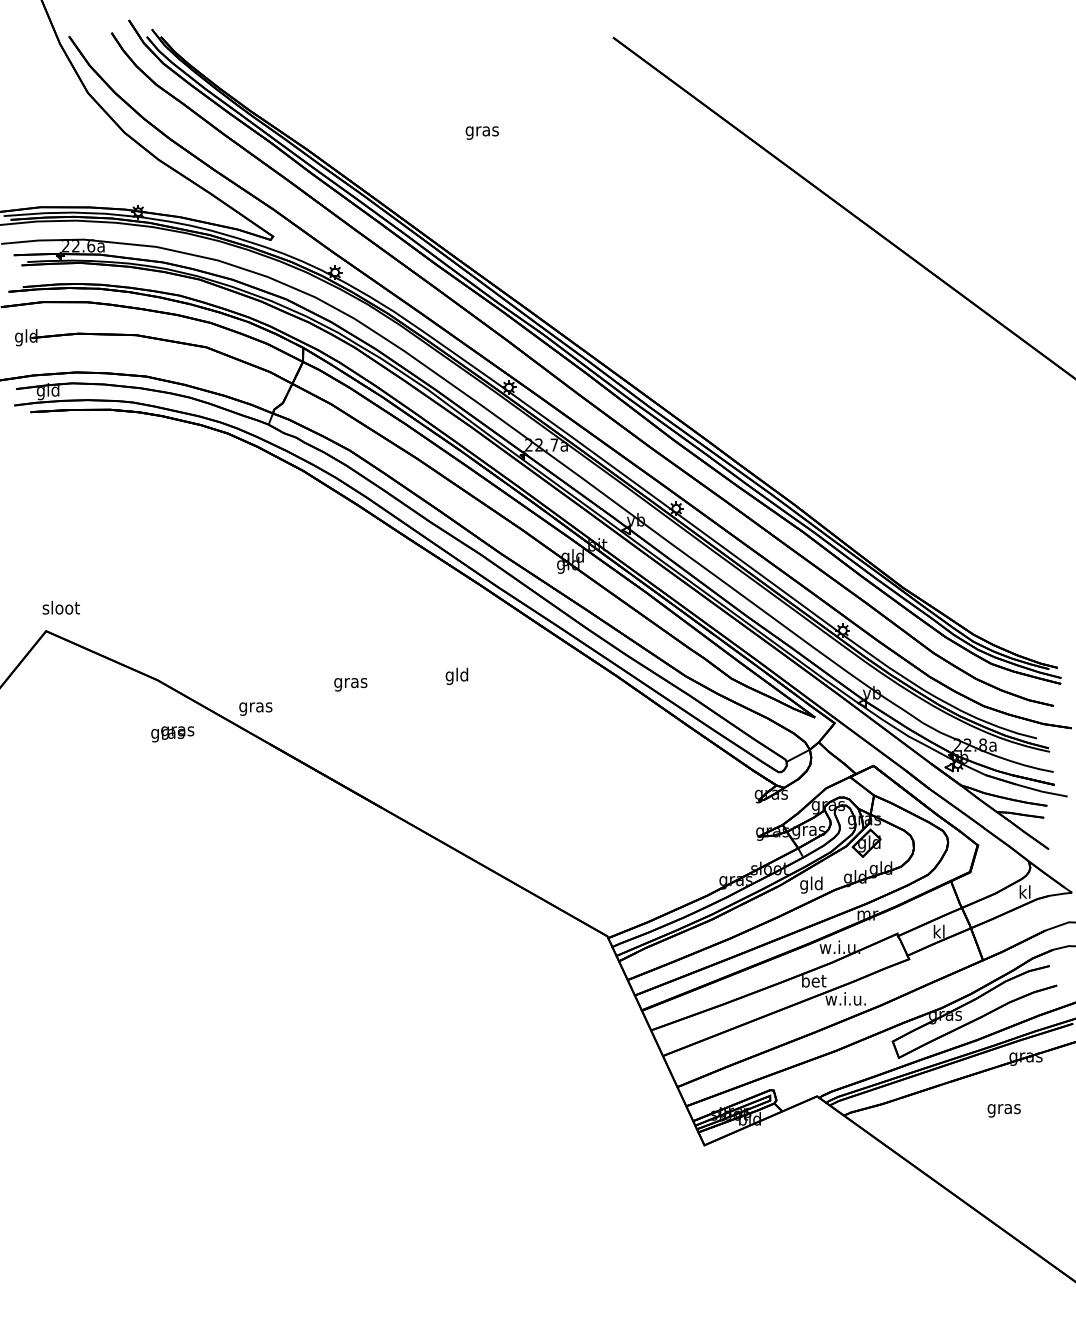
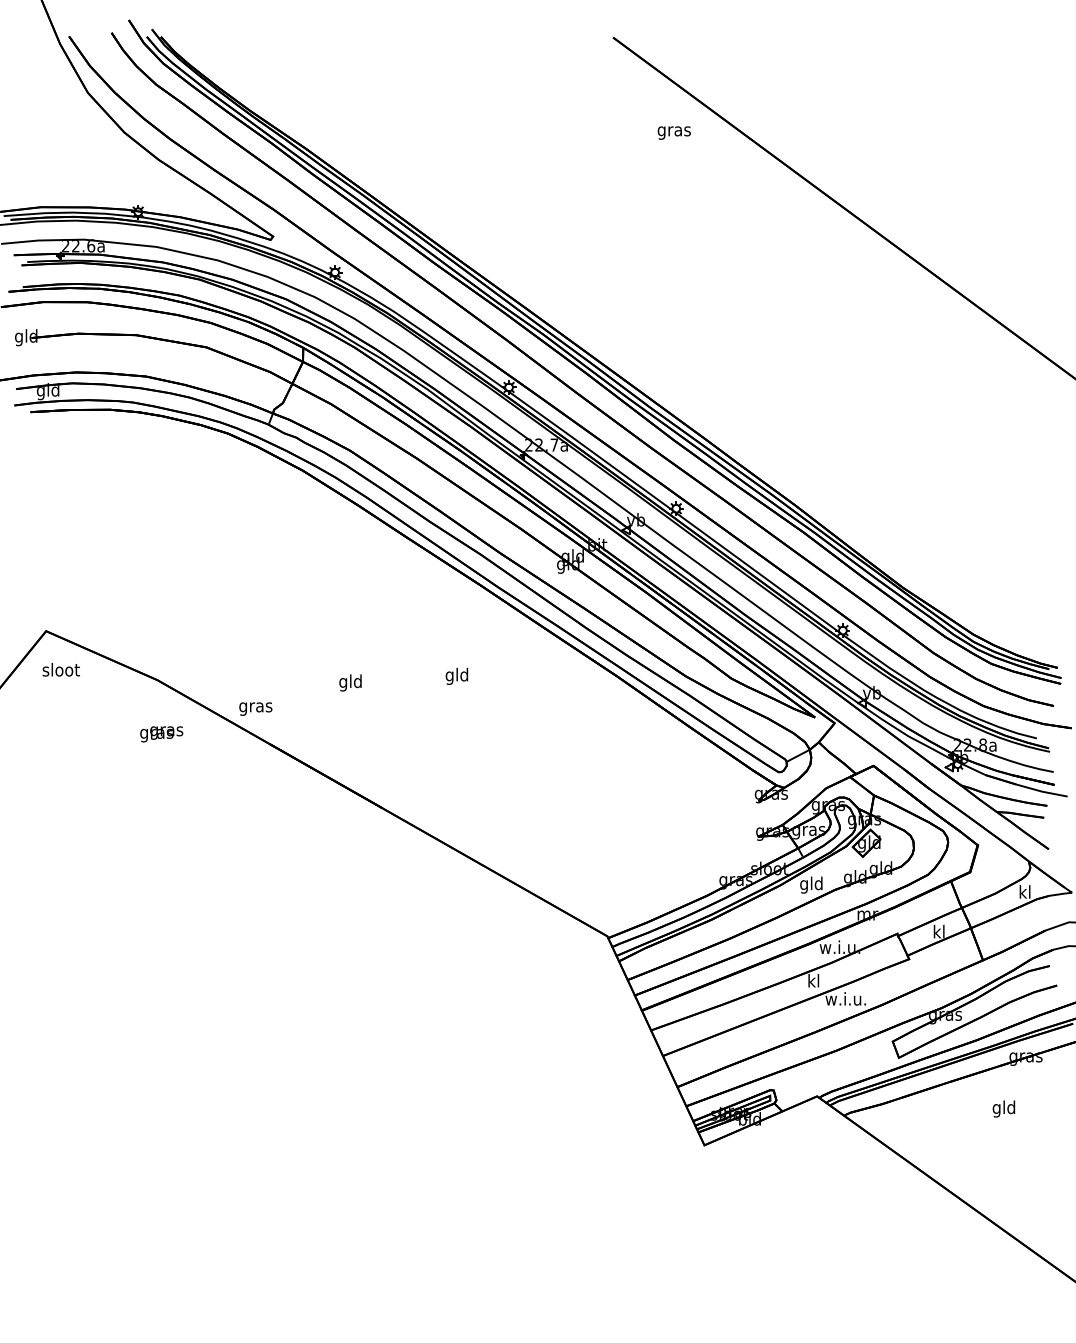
text position: (481, 132) -> (673, 132) (673, 132)
text position: (60, 607) -> (60, 669) (60, 669)
text: gras -> gld (350, 682)
text position: (172, 734) -> (161, 734) (161, 734)
text: bet -> kl (814, 980)
text: gras -> gld (1003, 1108)
